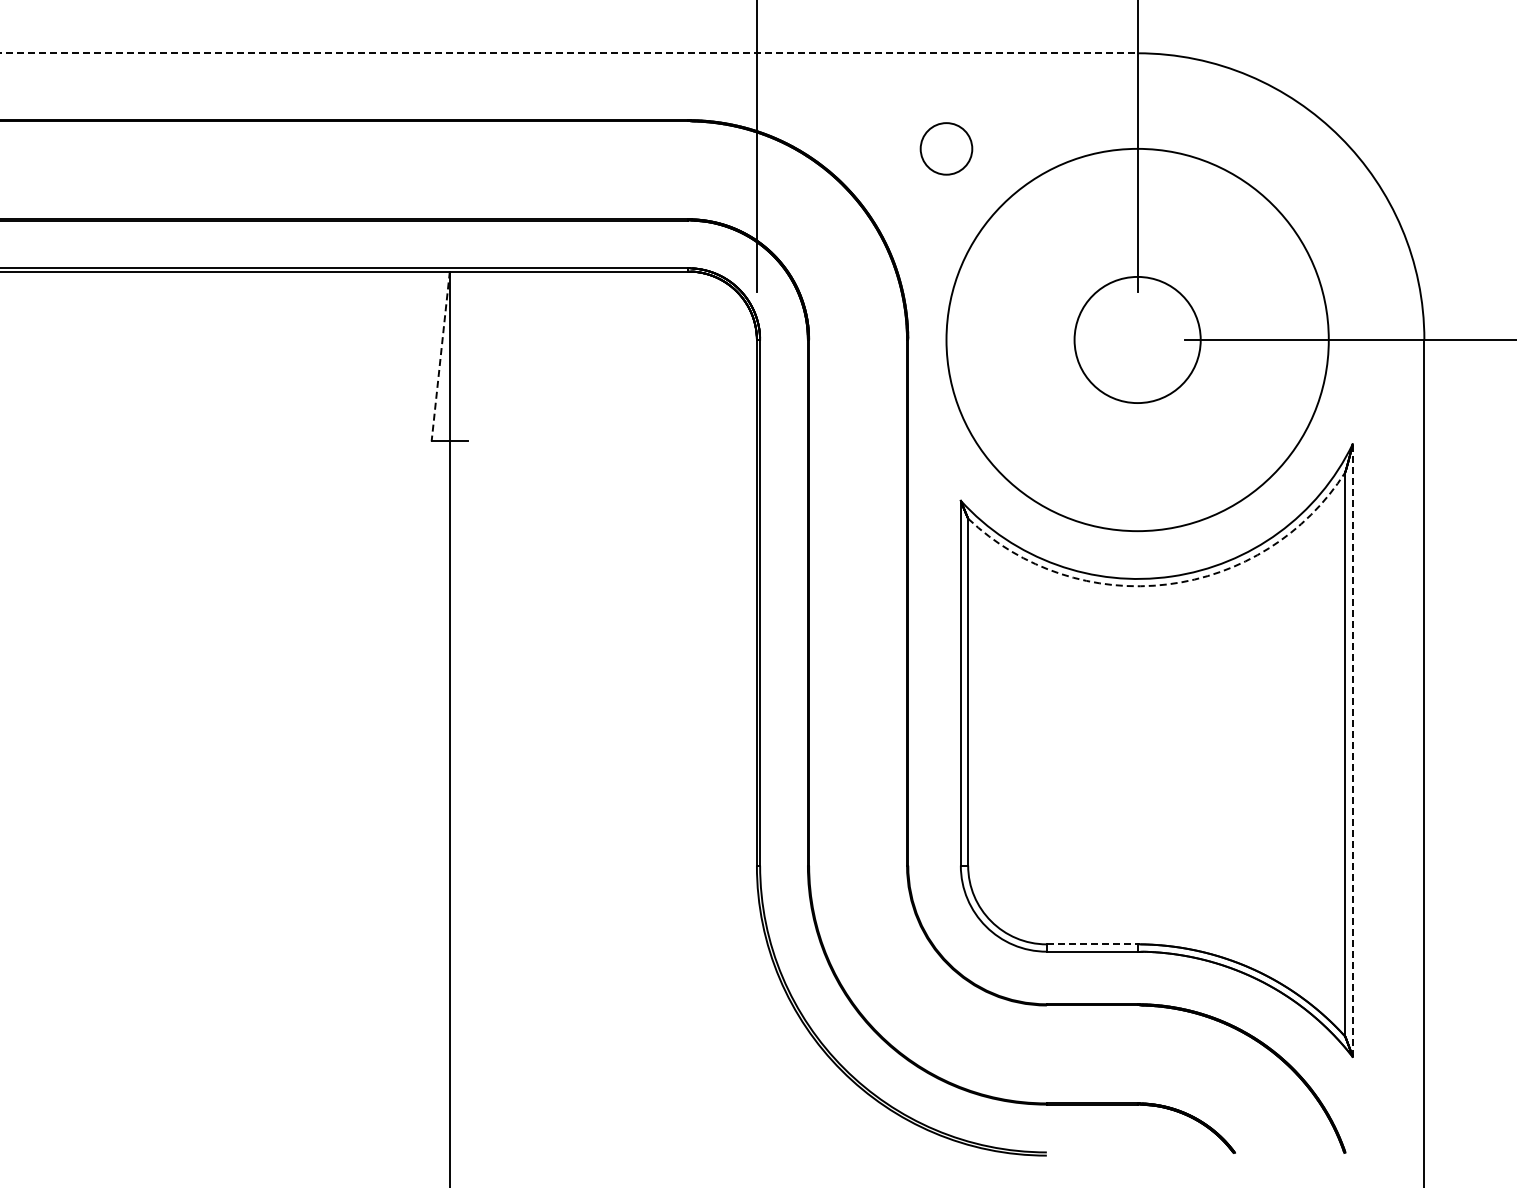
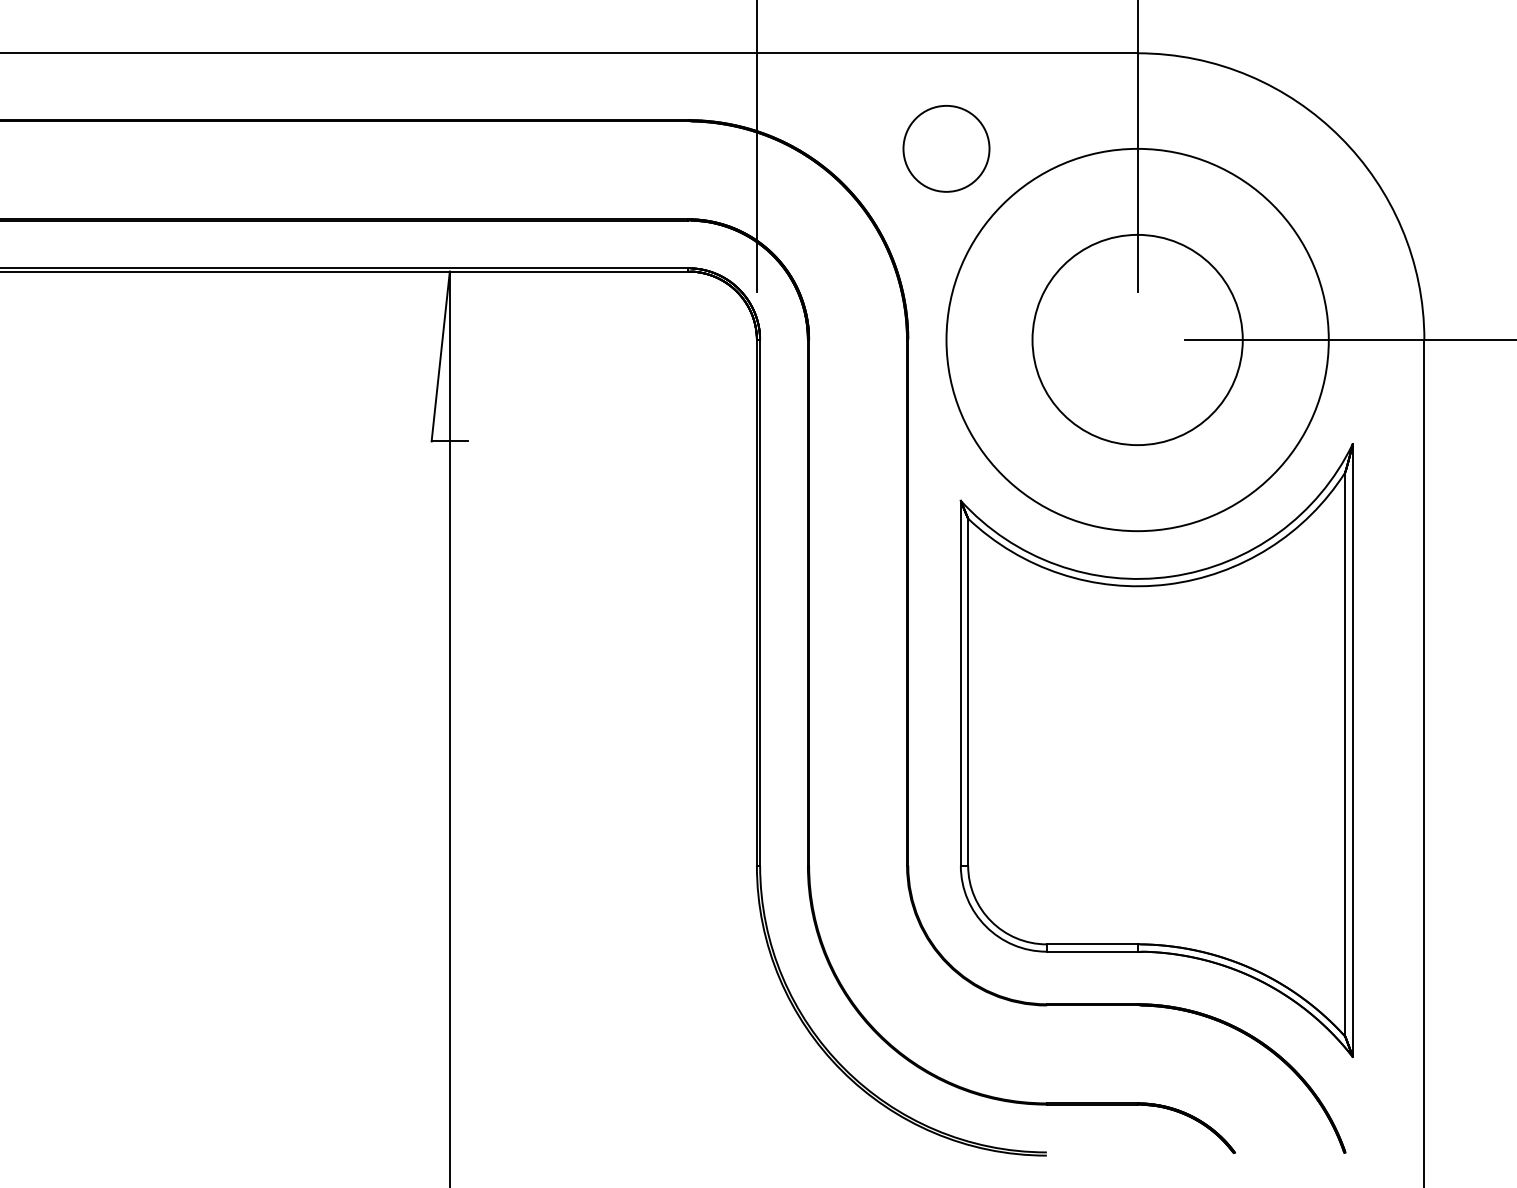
line: dashed -> solid (568, 53)
circle size: 55x54 px -> 89x88 px (946, 148)
circle diameter: 126 px -> 210 px (1137, 339)
line: dashed -> solid (440, 356)
arc: dashed -> solid (1167, 584)
line: dashed -> solid (1352, 750)
line: dashed -> solid (1092, 944)
